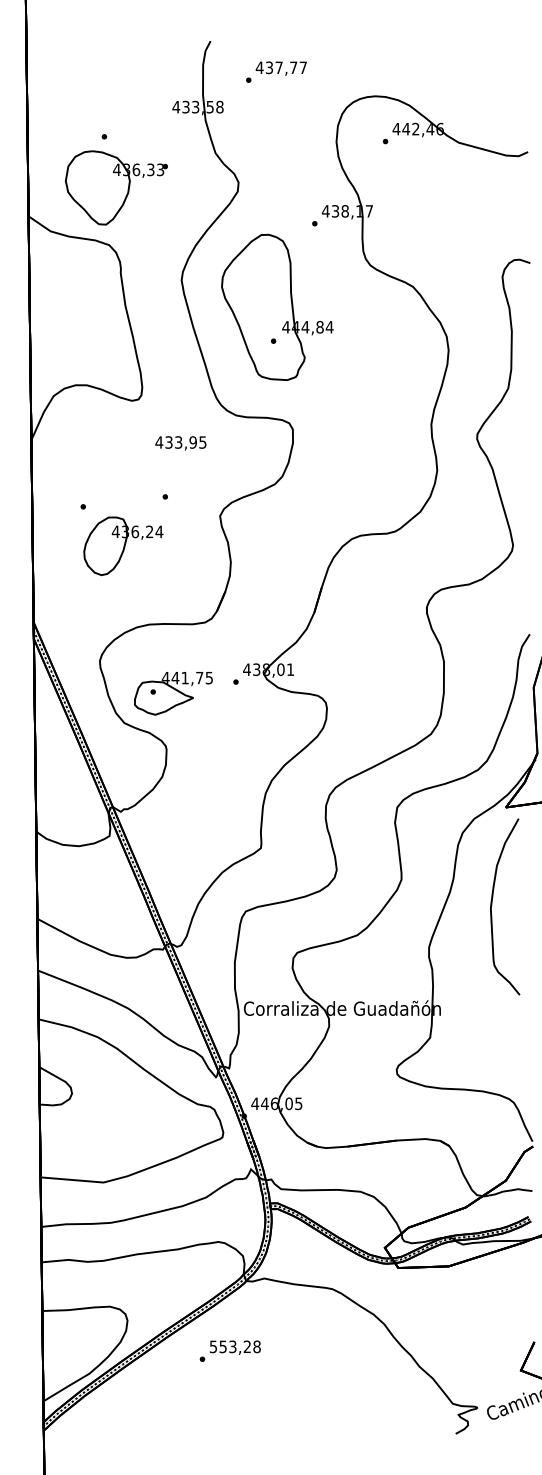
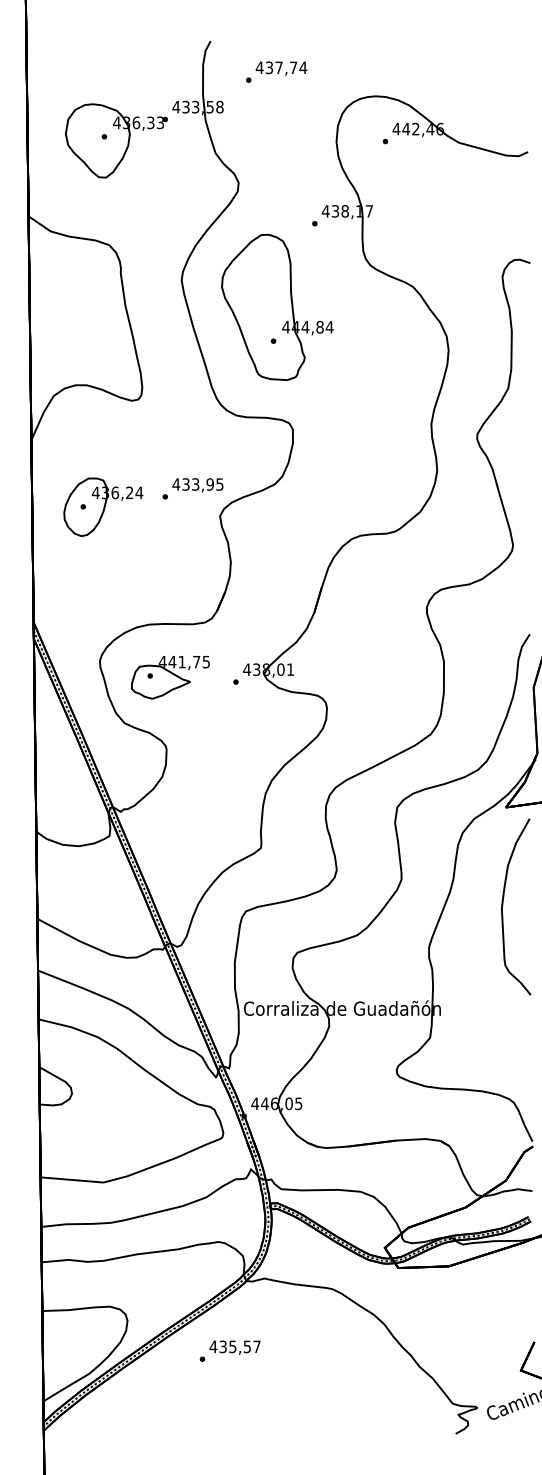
text: 437,77 -> 437,74 (303, 67)
part position: (116, 187) -> (116, 140) (116, 140)
text position: (180, 443) -> (197, 485) (197, 485)
part position: (123, 546) -> (103, 507) (103, 507)
part position: (173, 693) -> (170, 677) (170, 677)
curve position: (492, 905) -> (503, 905) (503, 905)
text: 553,28 -> 435,57 (234, 1346)
